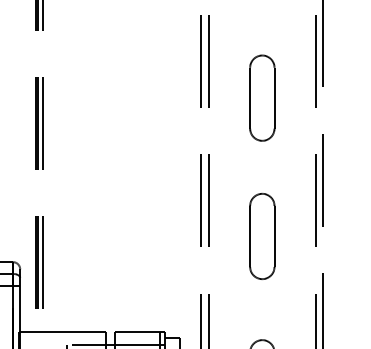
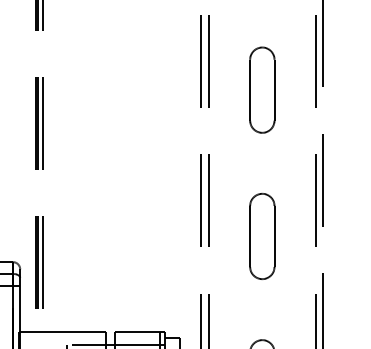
part position: (262, 97) -> (262, 89) (262, 89)
